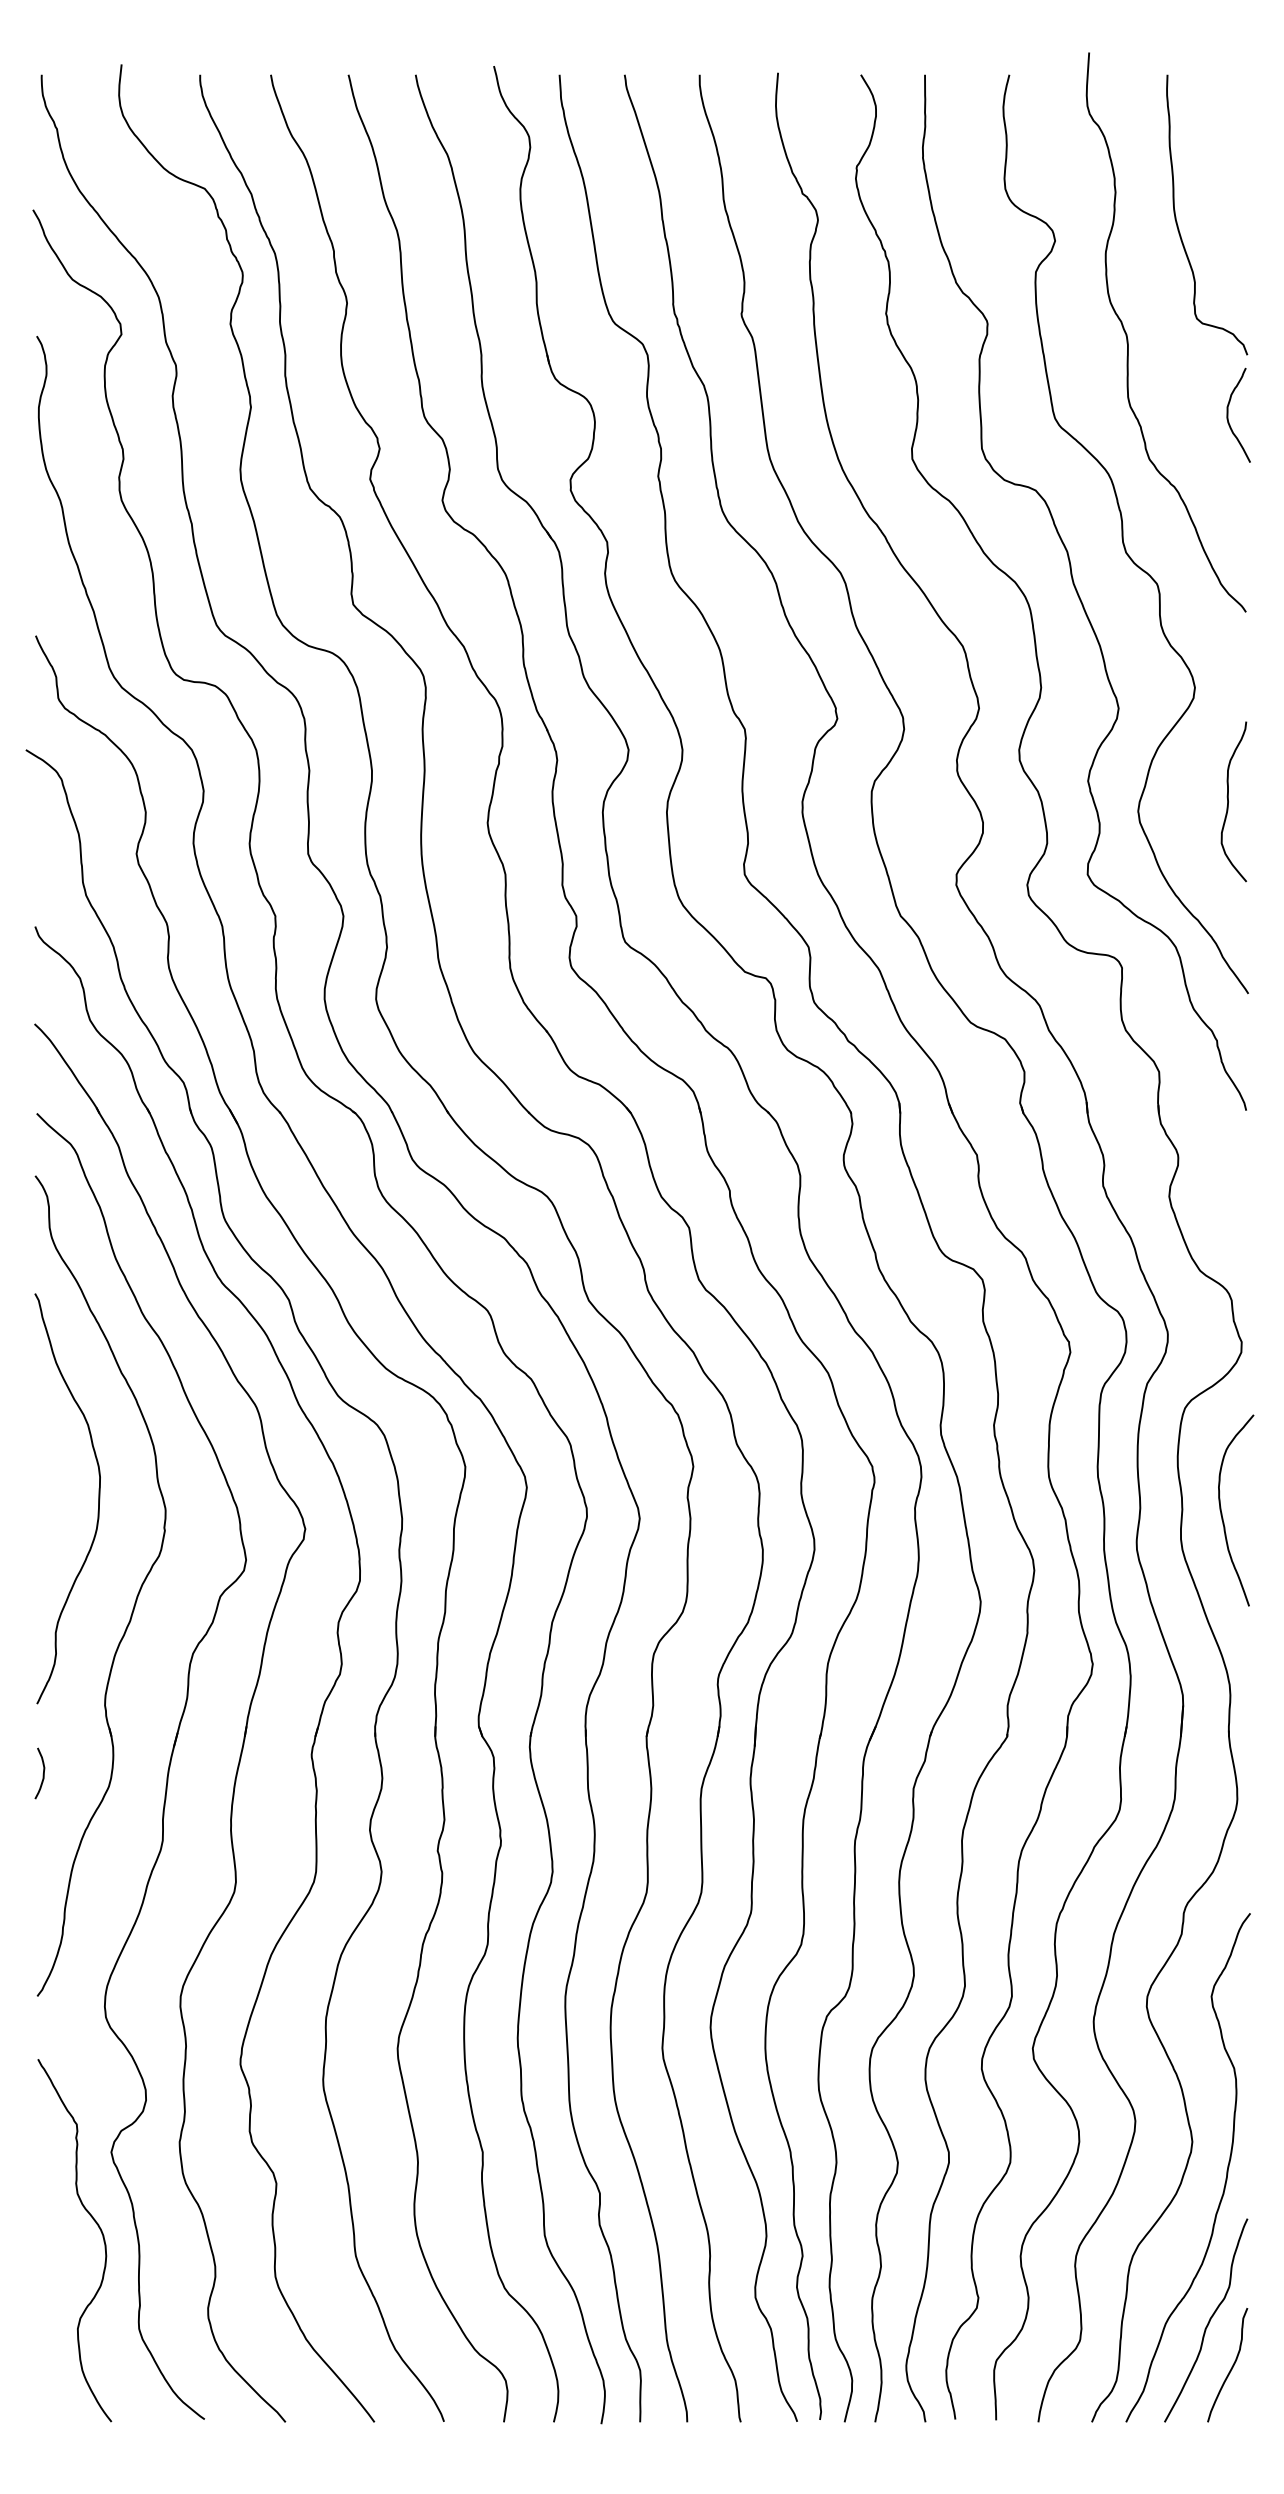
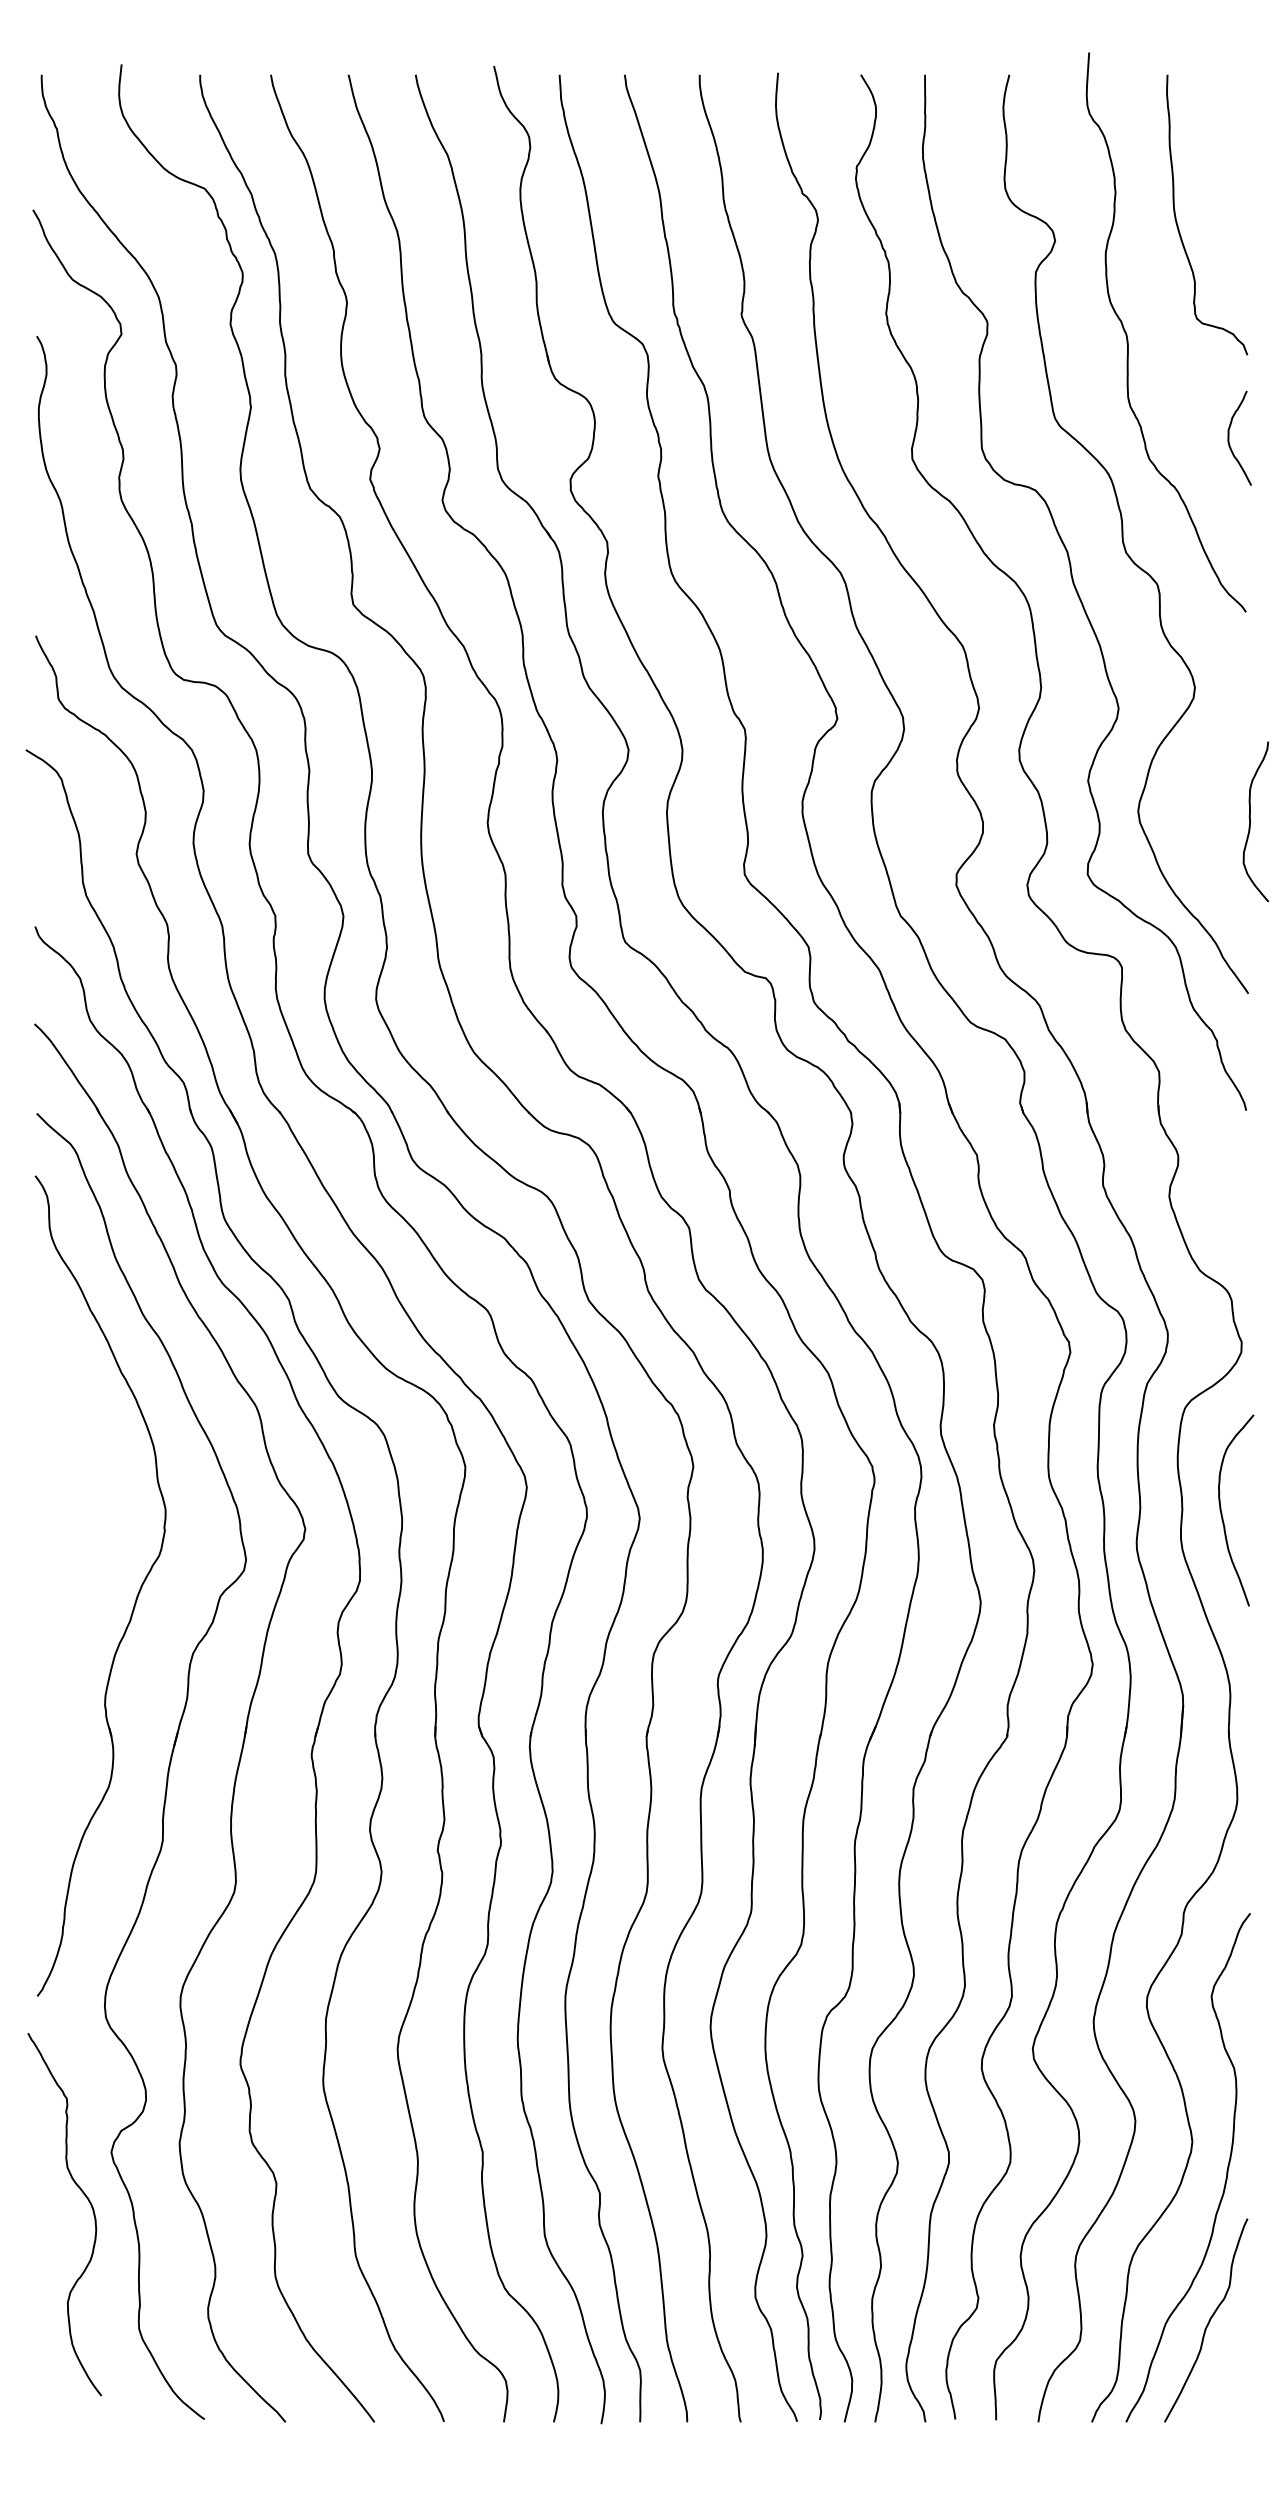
curve position: (1228, 414) -> (1229, 437) (1229, 437)
curve position: (1228, 801) -> (1250, 821) (1250, 821)
curve: present -> none (98, 1498)
curve: present -> none (42, 1774)
curve position: (95, 2223) -> (85, 2197) (85, 2197)
curve: present -> none (1231, 2366)
